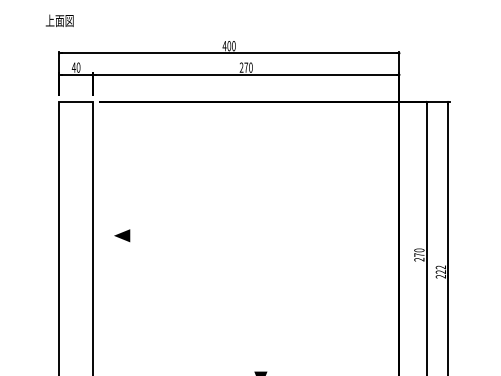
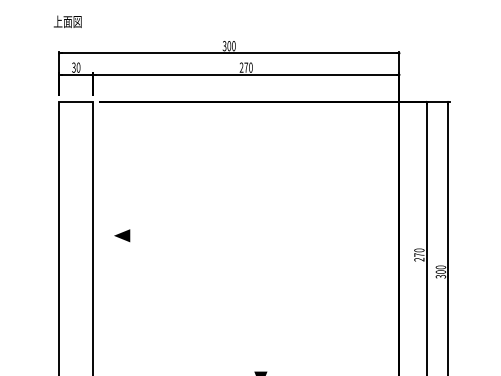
text position: (59, 20) -> (67, 21) (67, 21)
text: 400 -> 300 (224, 46)
text: 40 -> 30 (73, 67)
text: 222 -> 300 (441, 271)
